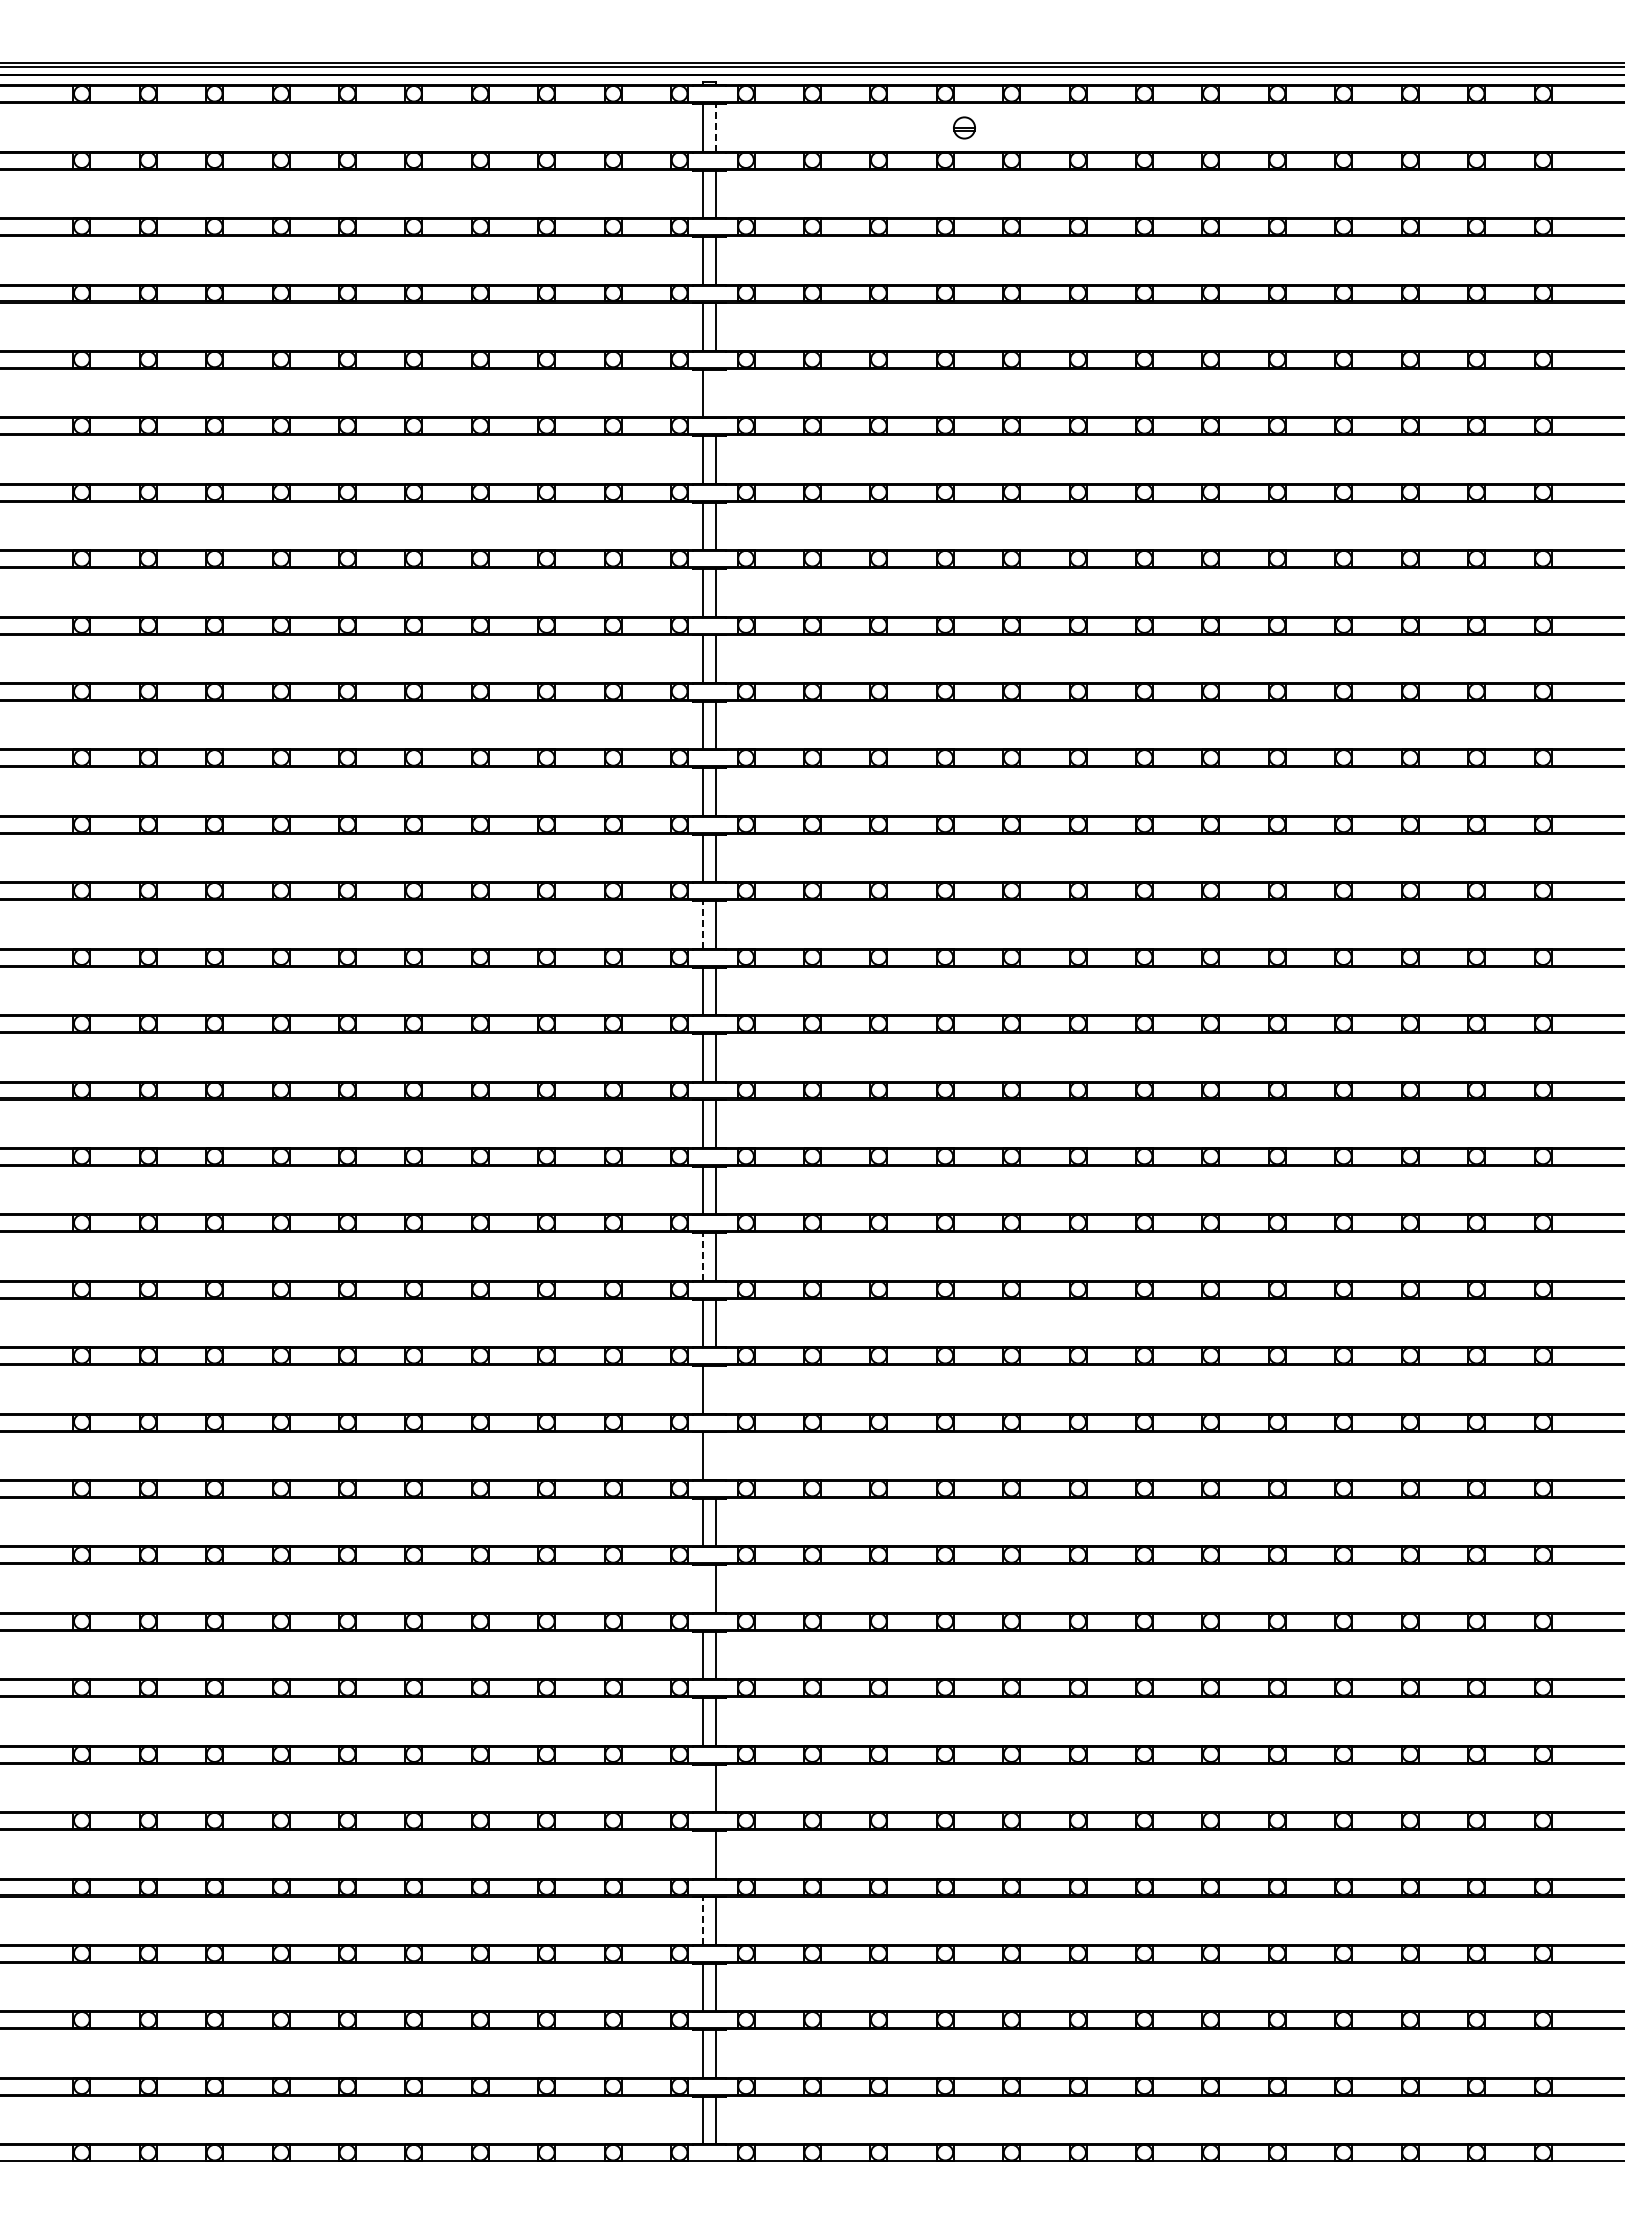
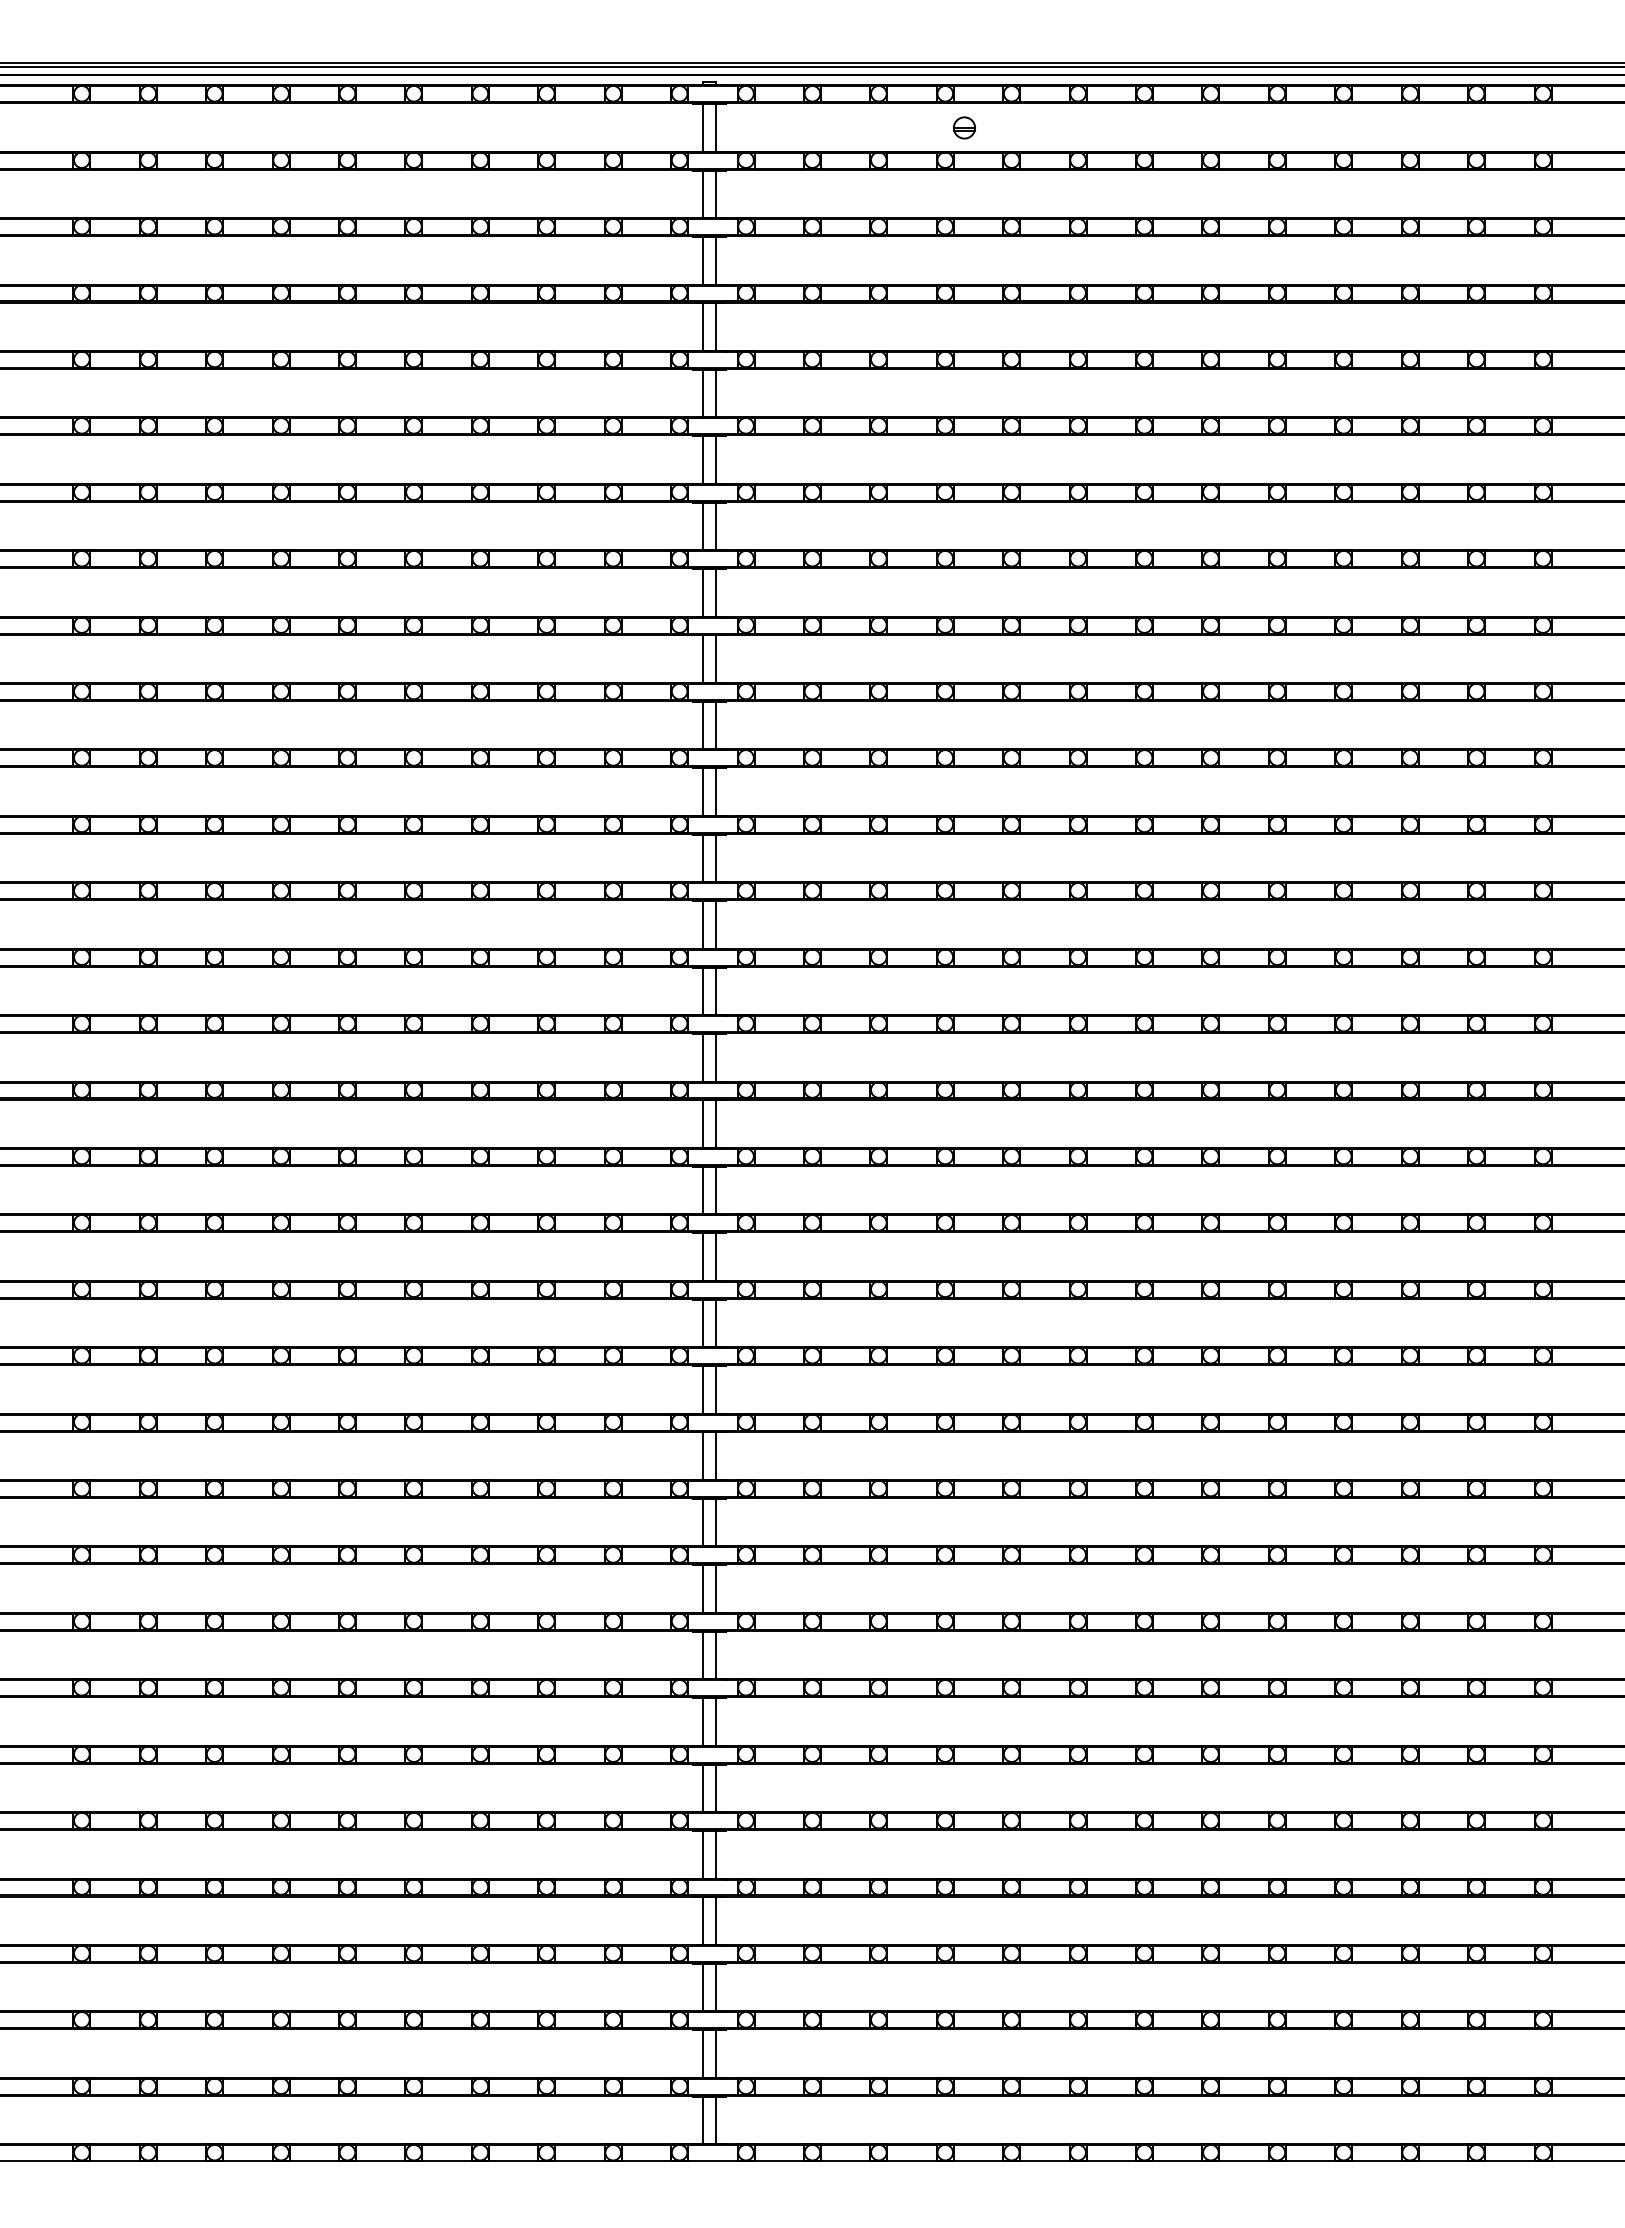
line: dashed -> solid (715, 127)
line: none -> present (715, 393)
line: dashed -> solid (703, 924)
line: dashed -> solid (703, 1257)
line: none -> present (715, 1389)
line: none -> present (715, 1456)
line: none -> present (703, 1589)
line: none -> present (703, 1788)
line: none -> present (703, 1854)
line: dashed -> solid (703, 1921)
